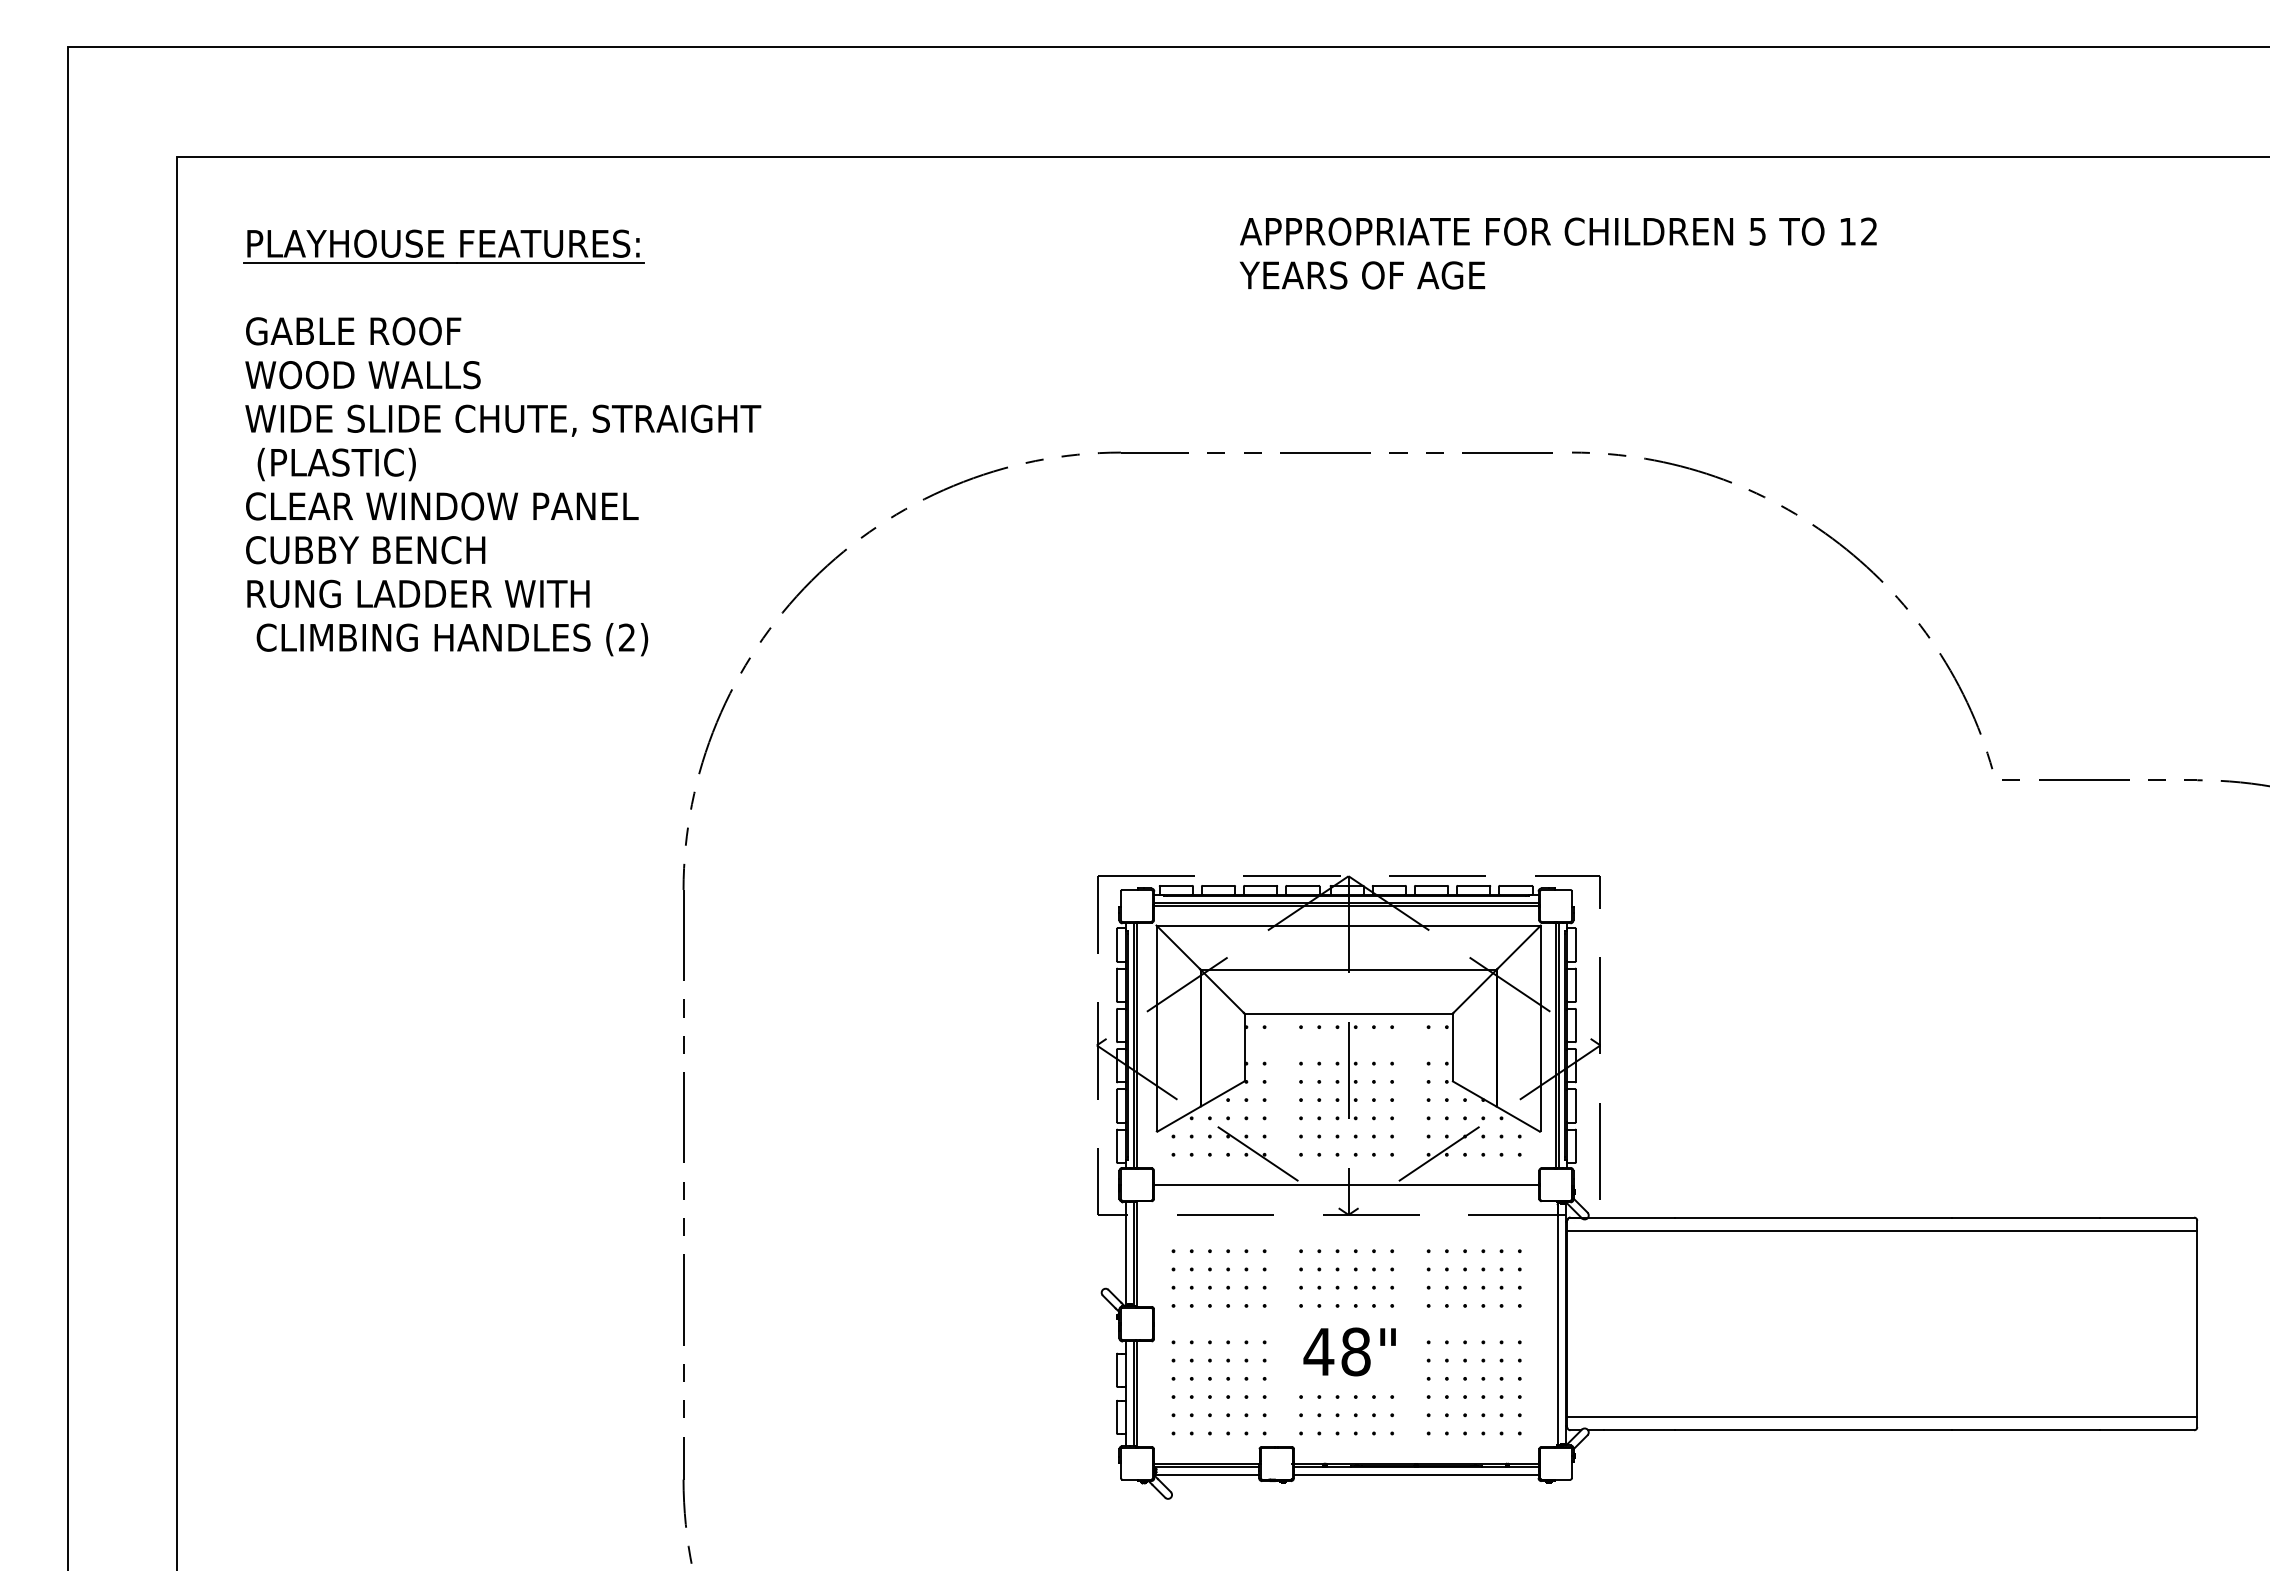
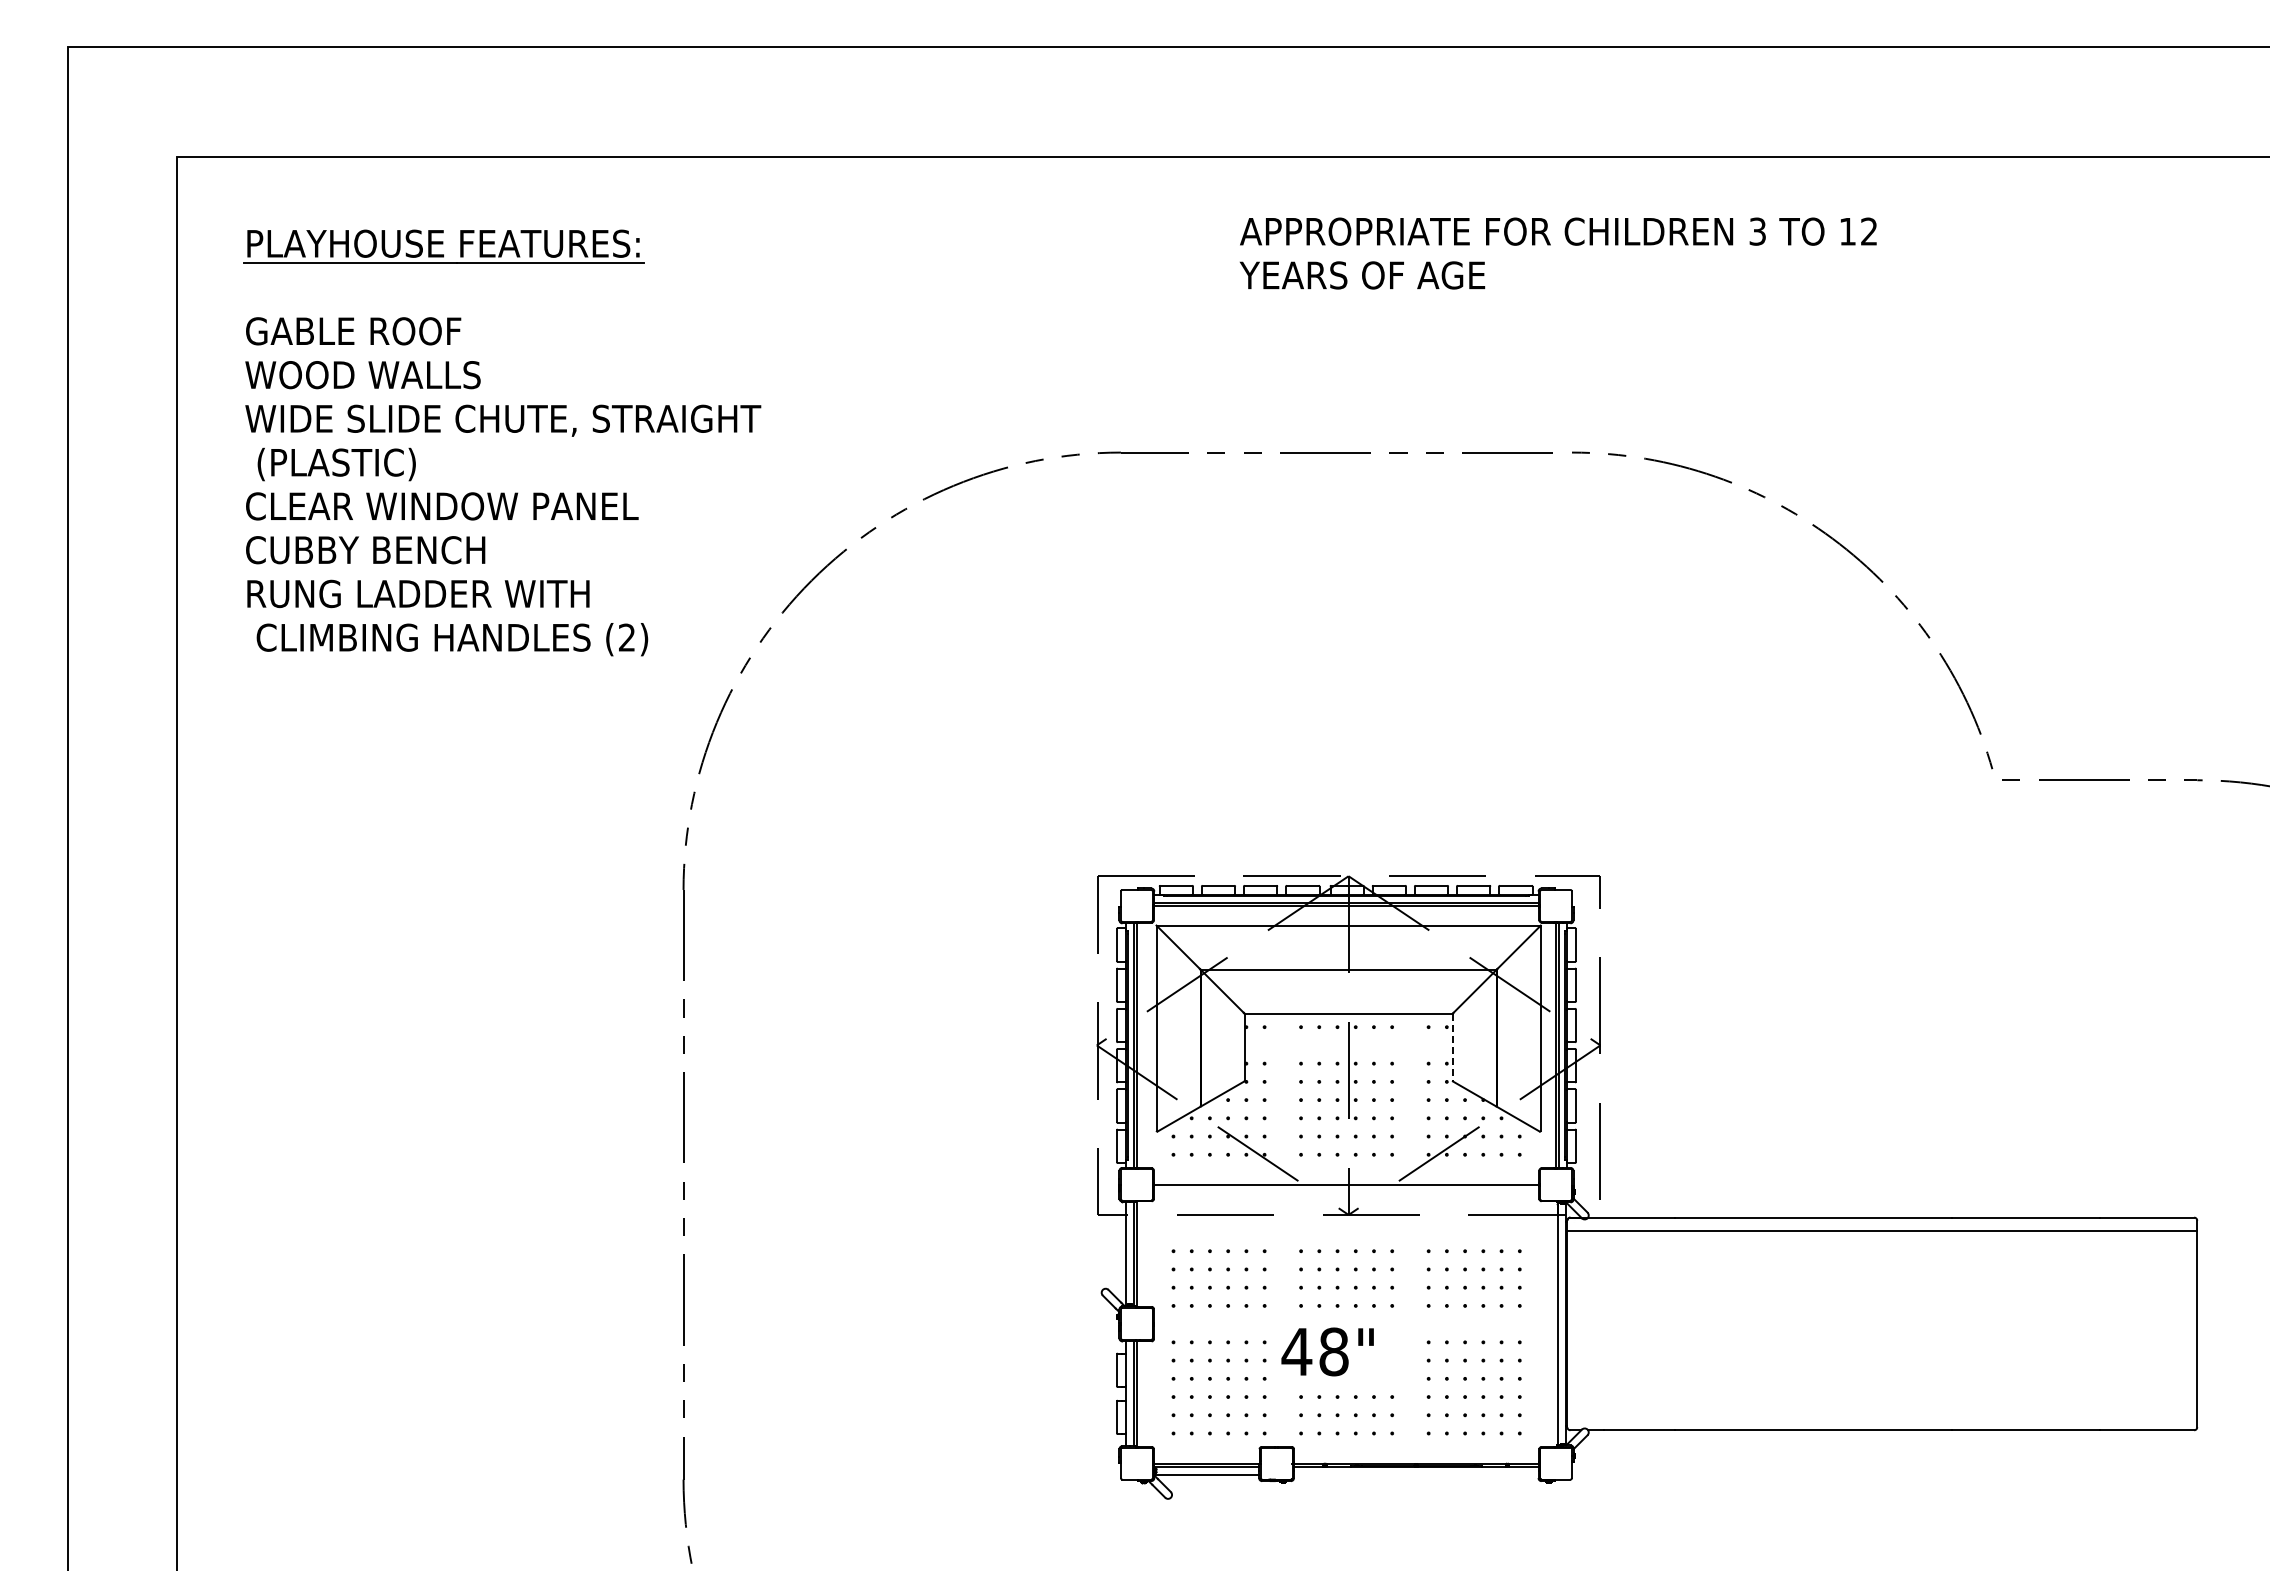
text: 5 -> 3 (1757, 231)
line: solid -> dashed (1452, 1047)
text position: (1349, 1351) -> (1327, 1351) (1327, 1351)
line: present -> none (1882, 1416)
line: present -> none (1415, 1474)
